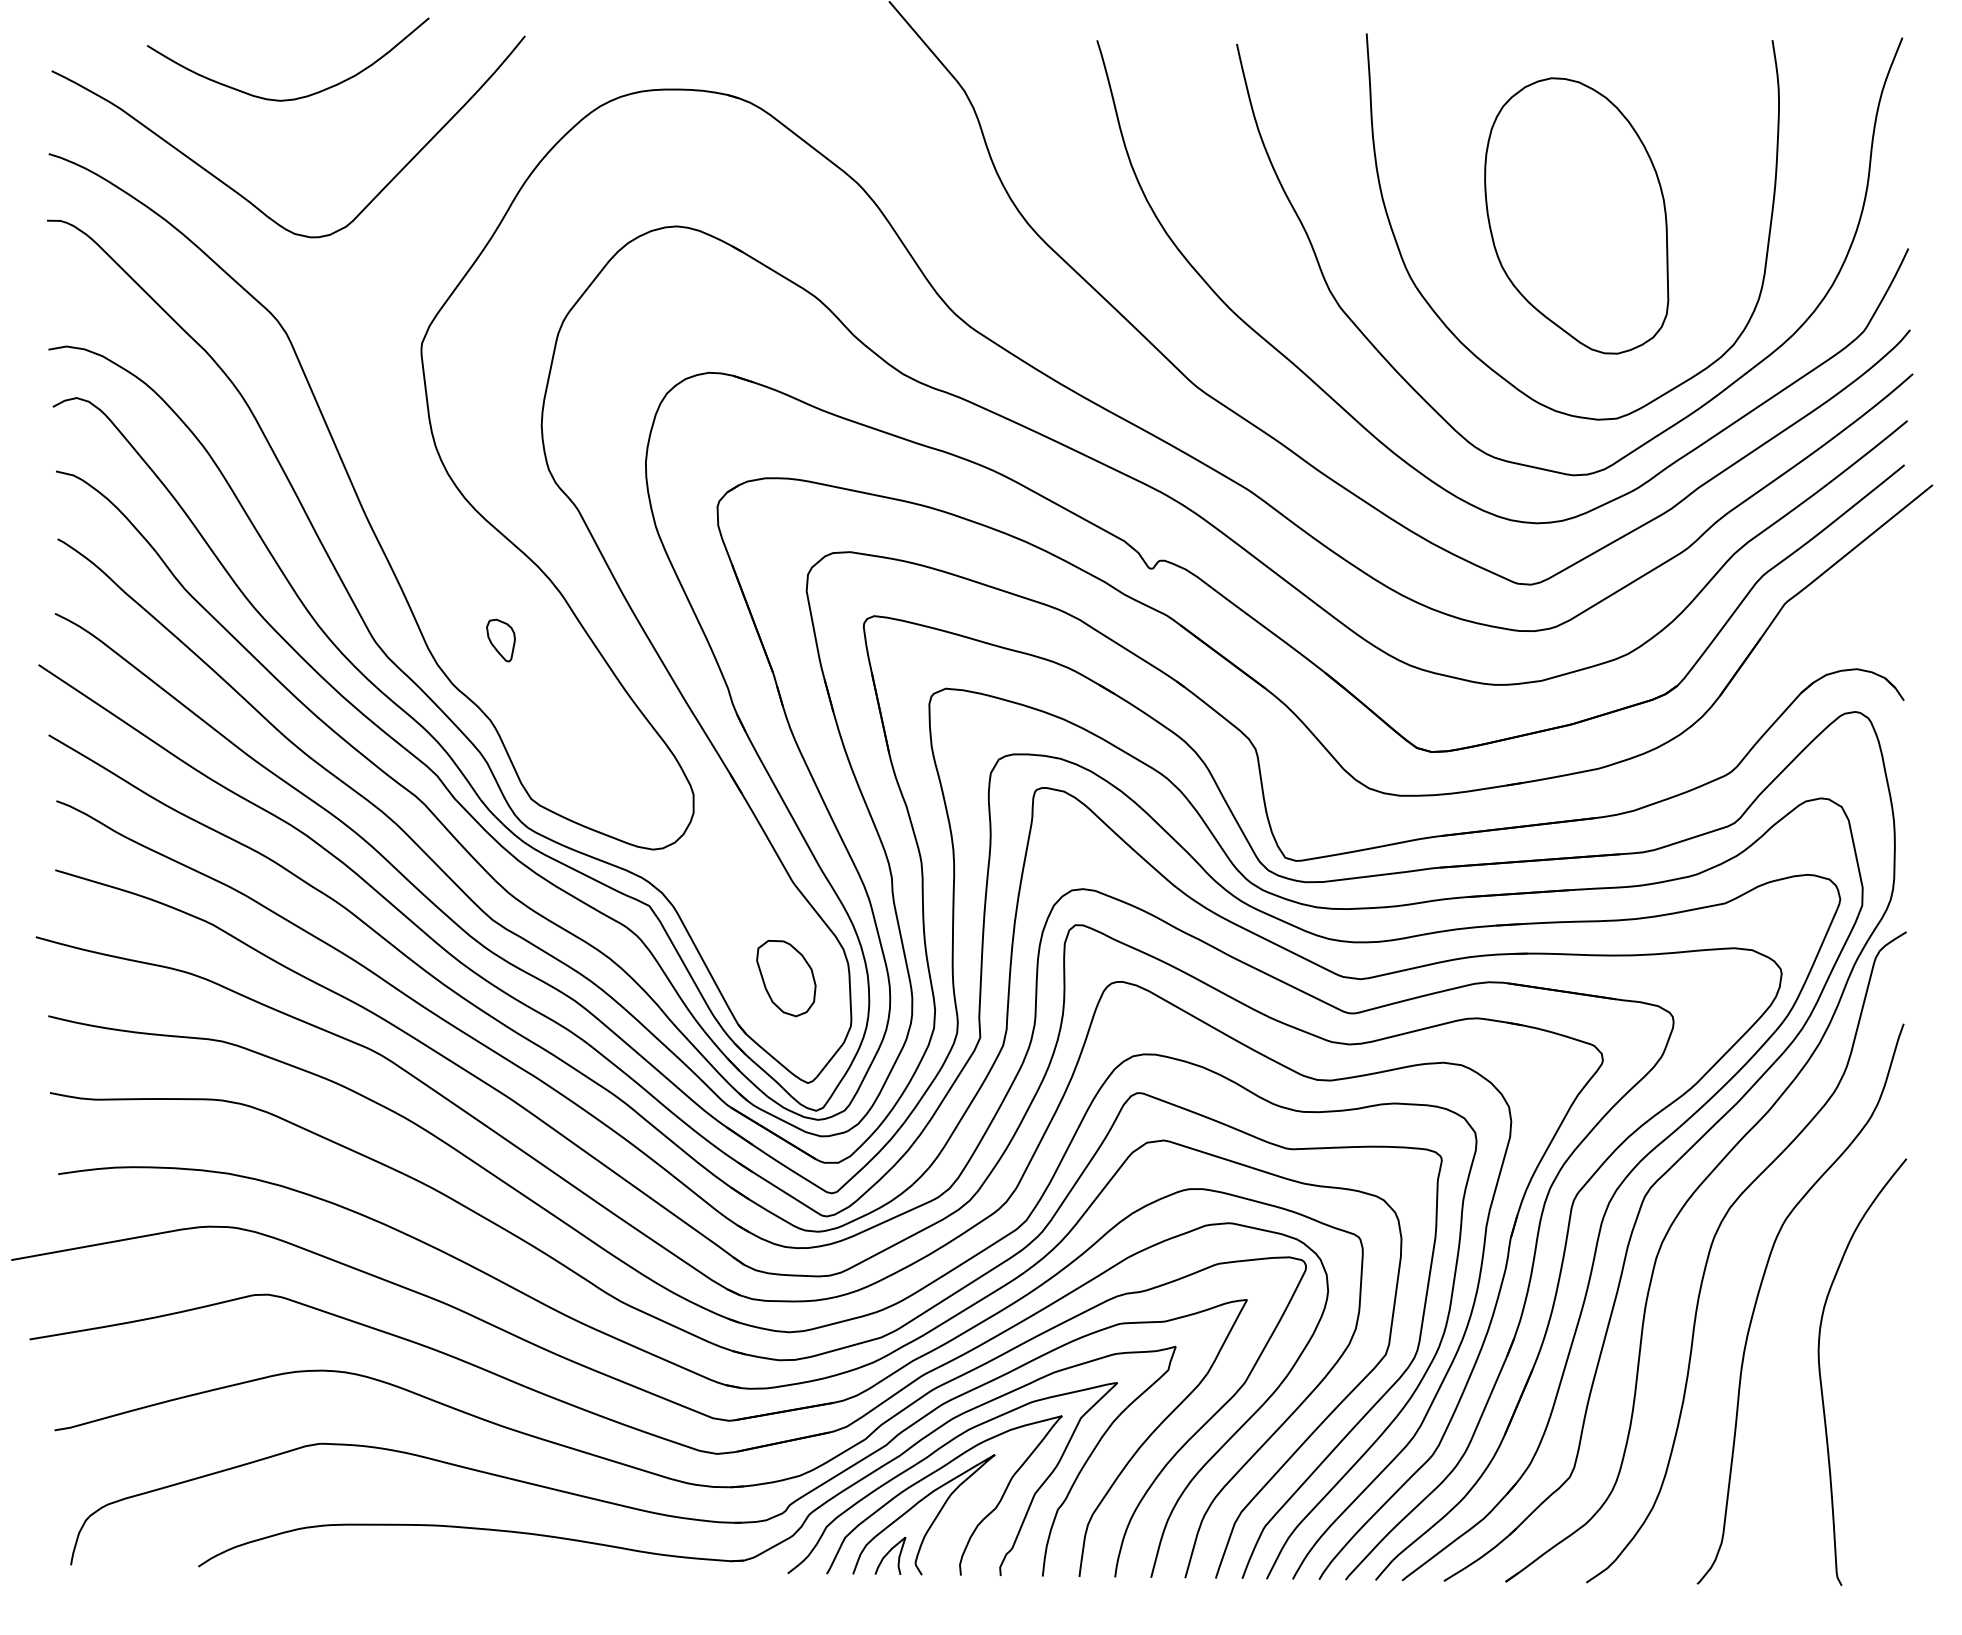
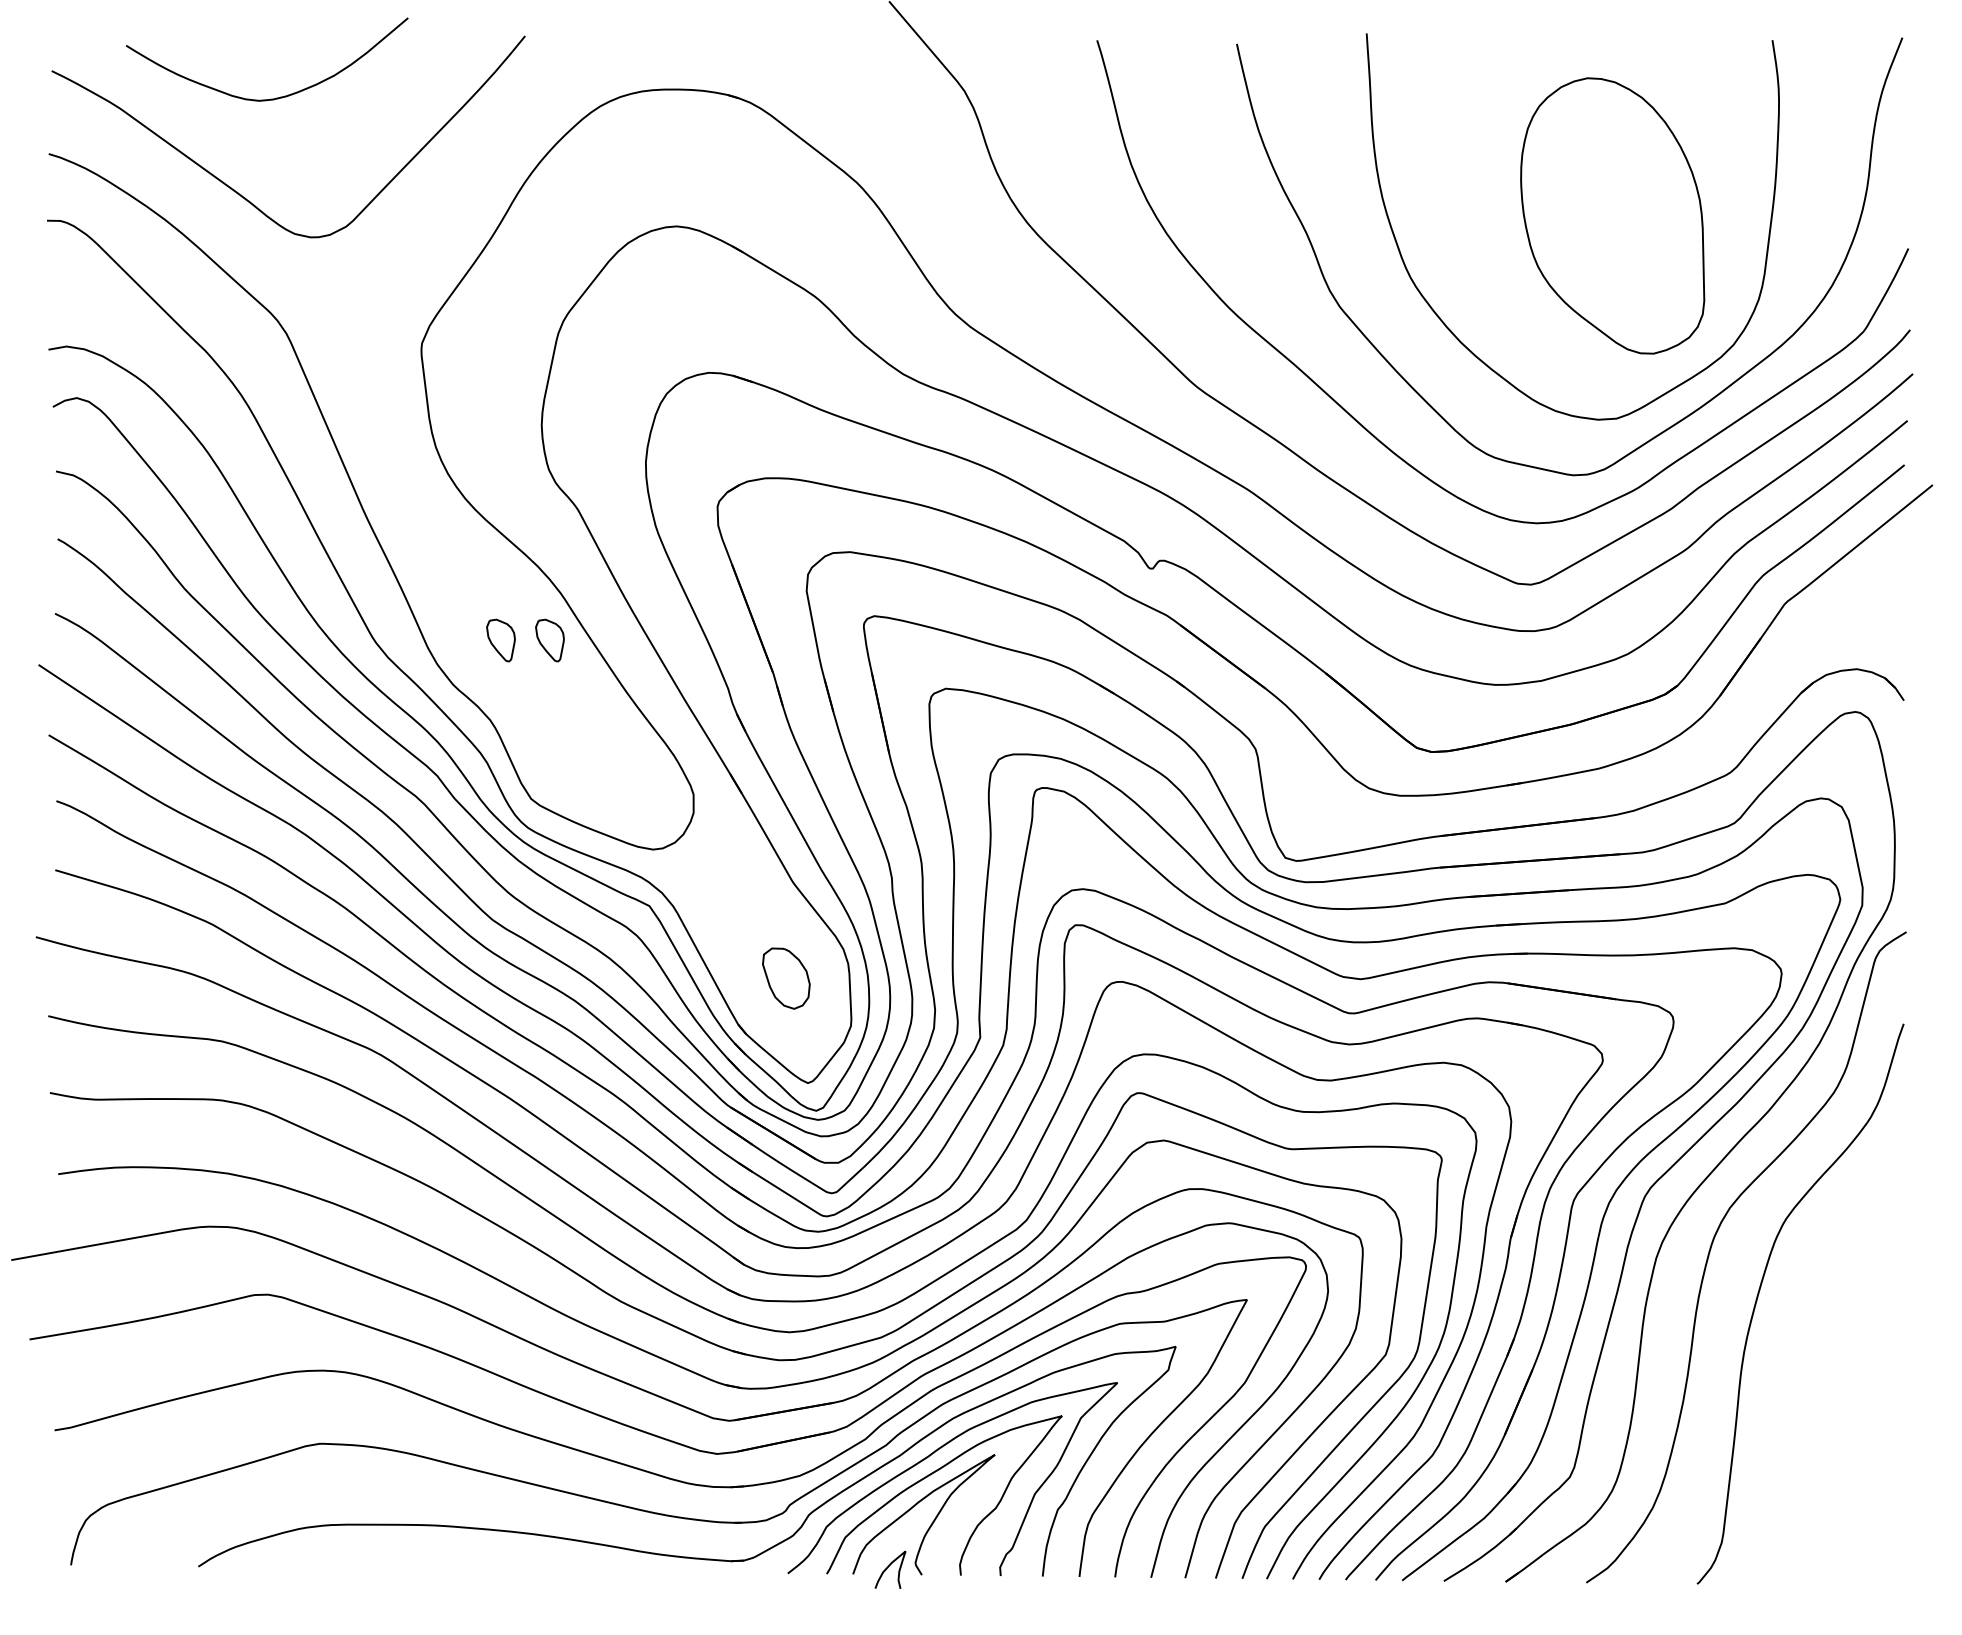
curve position: (297, 97) -> (276, 97) (276, 97)
part position: (1576, 215) -> (1612, 215) (1612, 215)
part: none -> present (549, 640)
part size: 61x78 px -> 49x63 px (786, 978)
curve: present -> none (1821, 1376)
curve position: (888, 1553) -> (888, 1567) (888, 1567)
